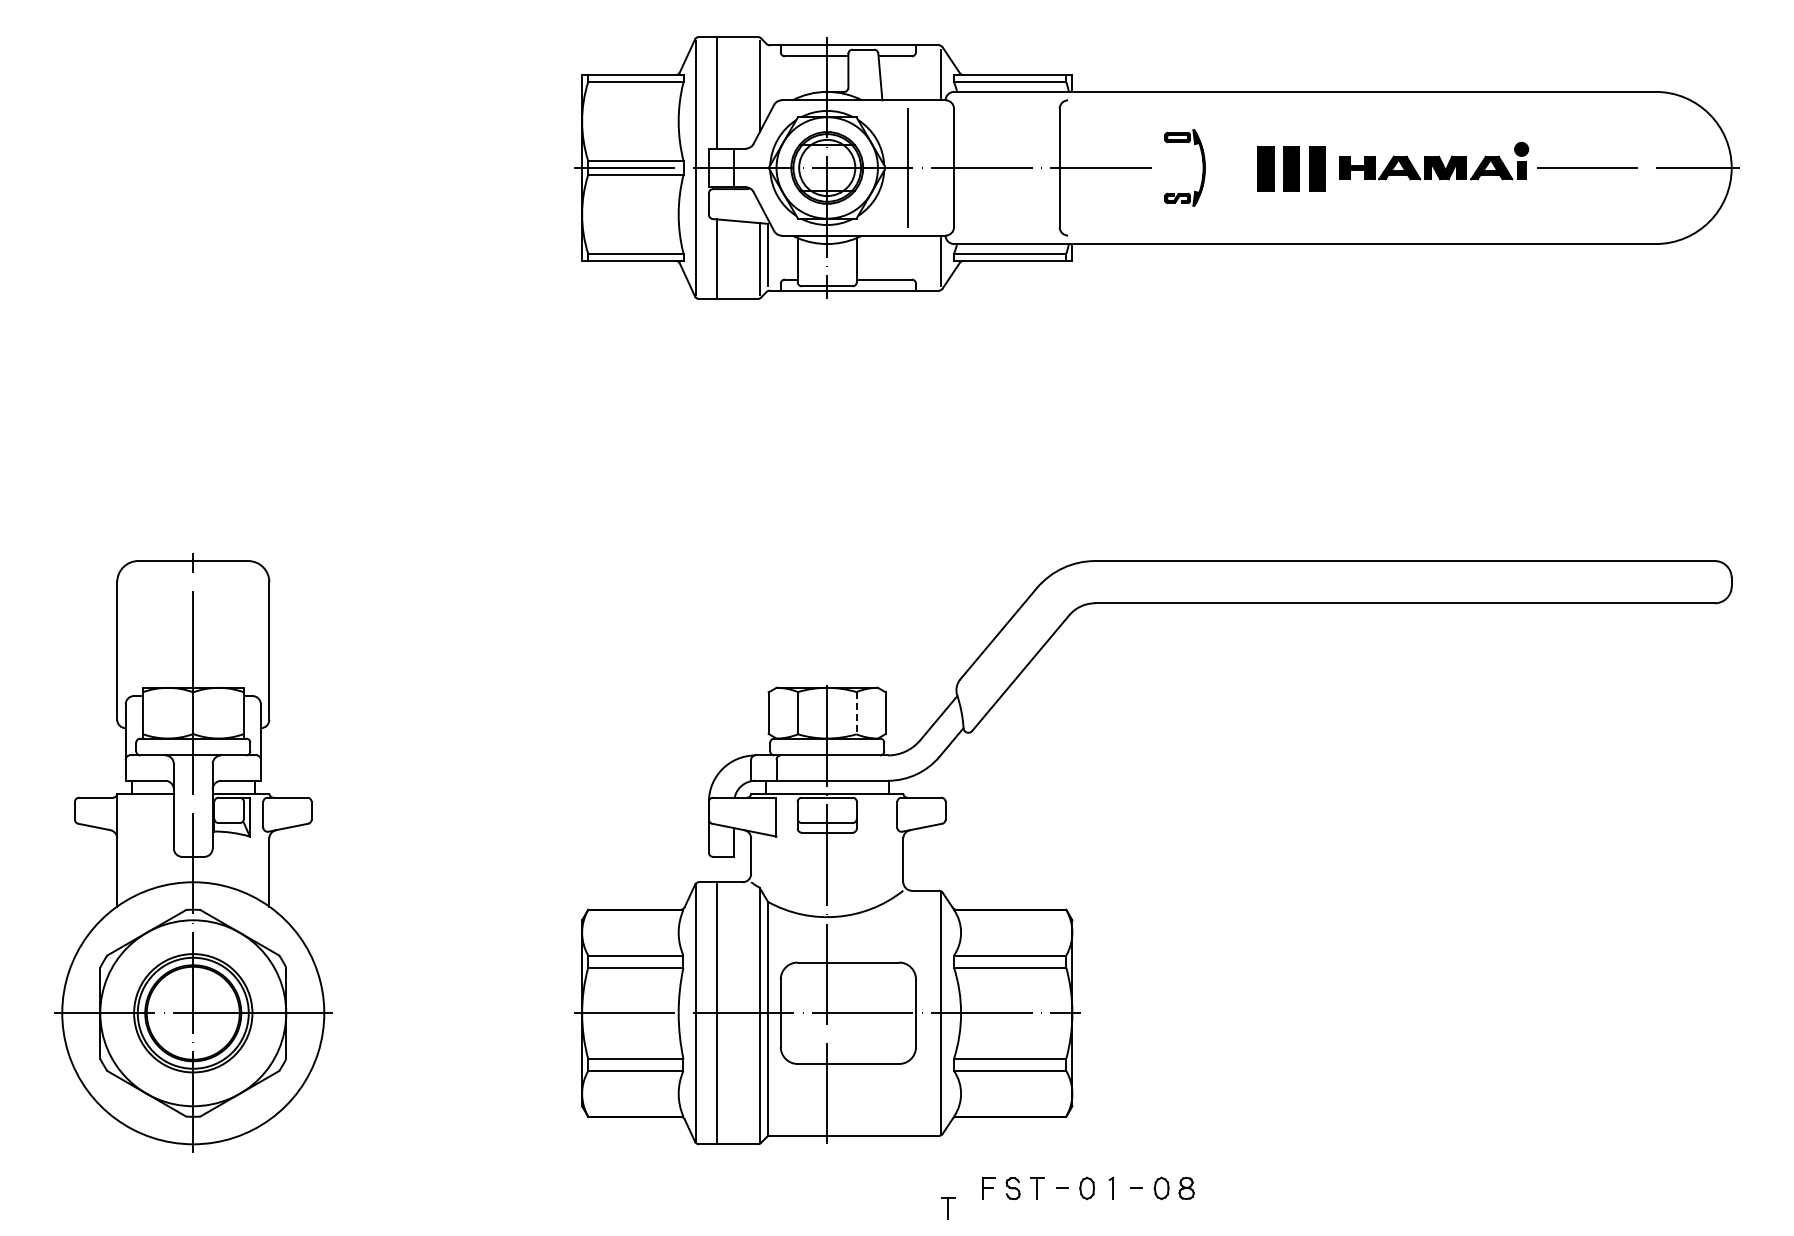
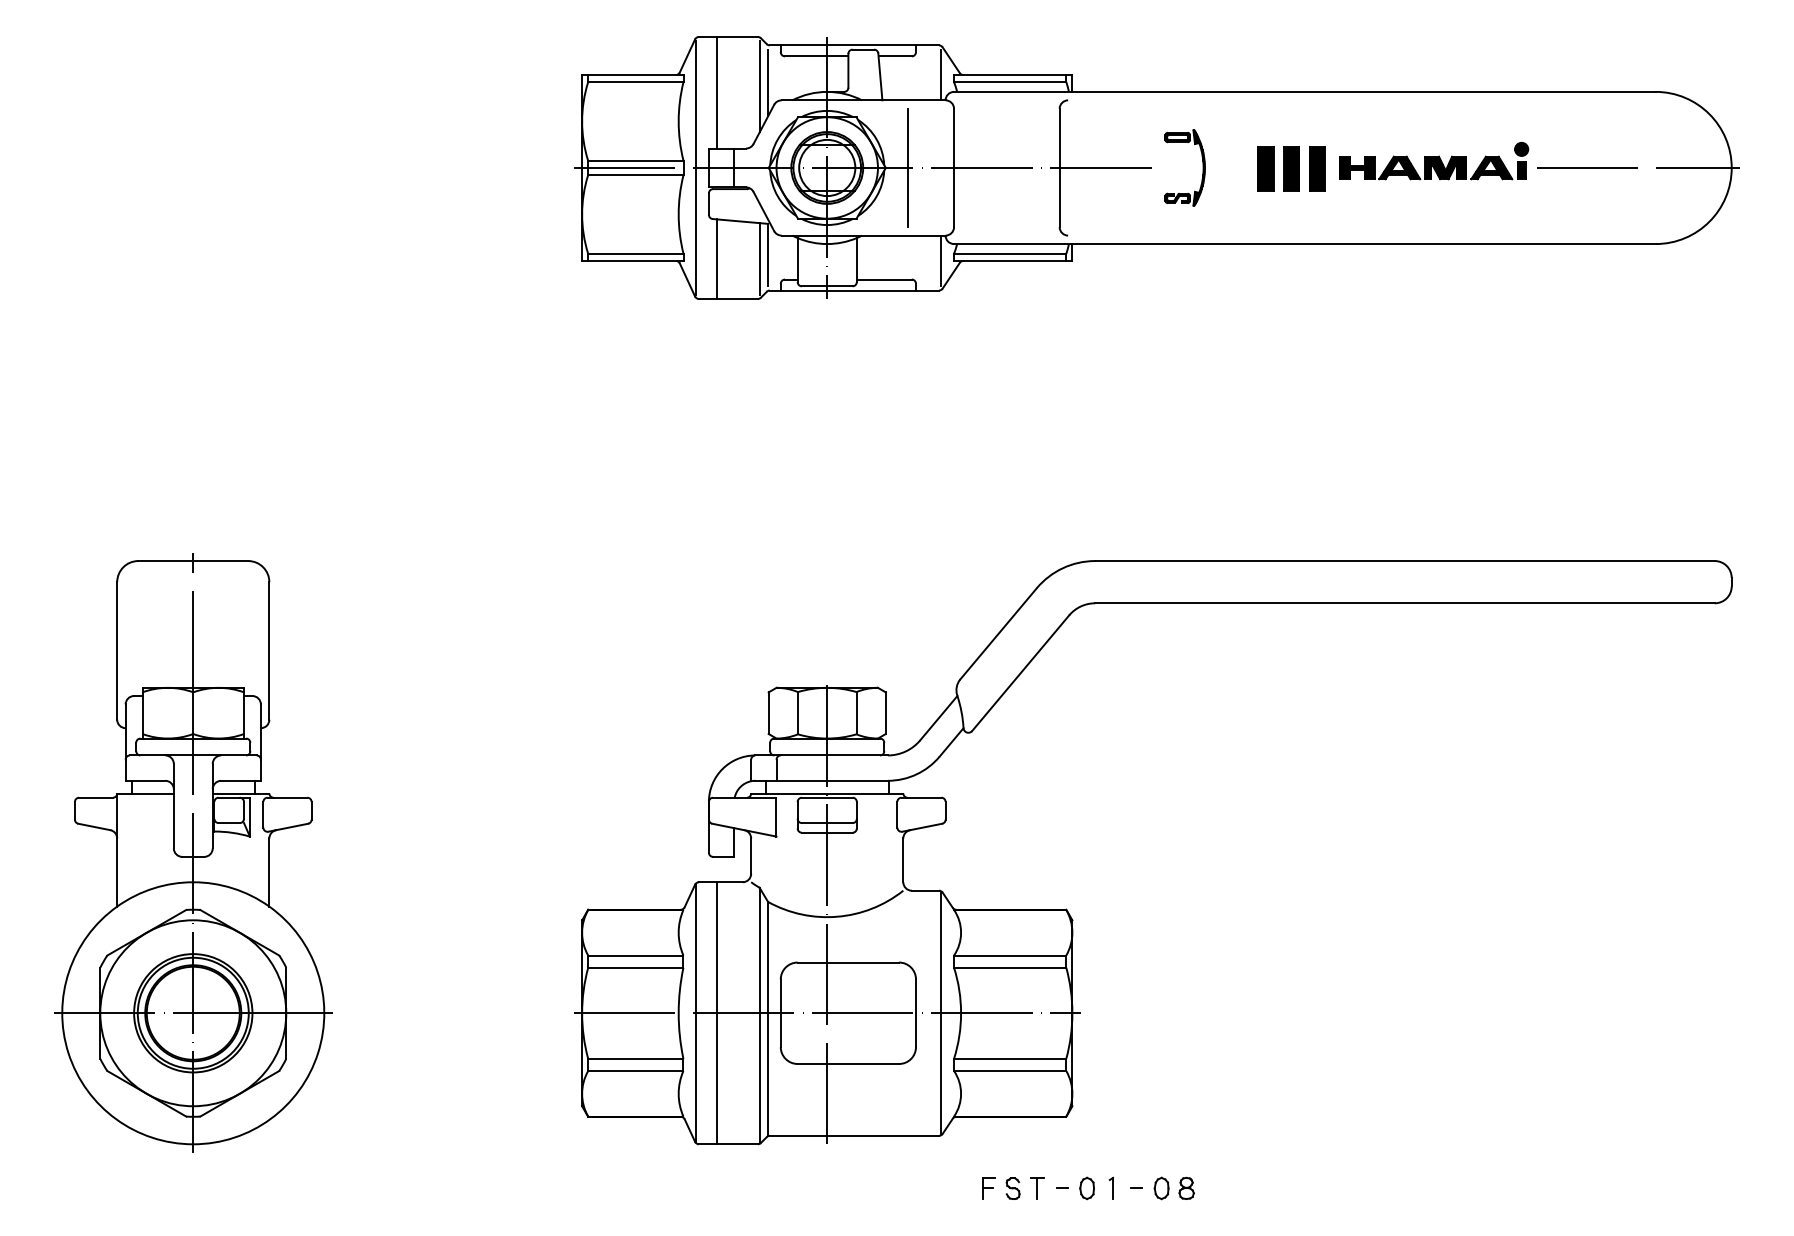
line: none -> present (768, 82)
line: dashed -> solid (856, 713)
part: present -> none (948, 1208)
